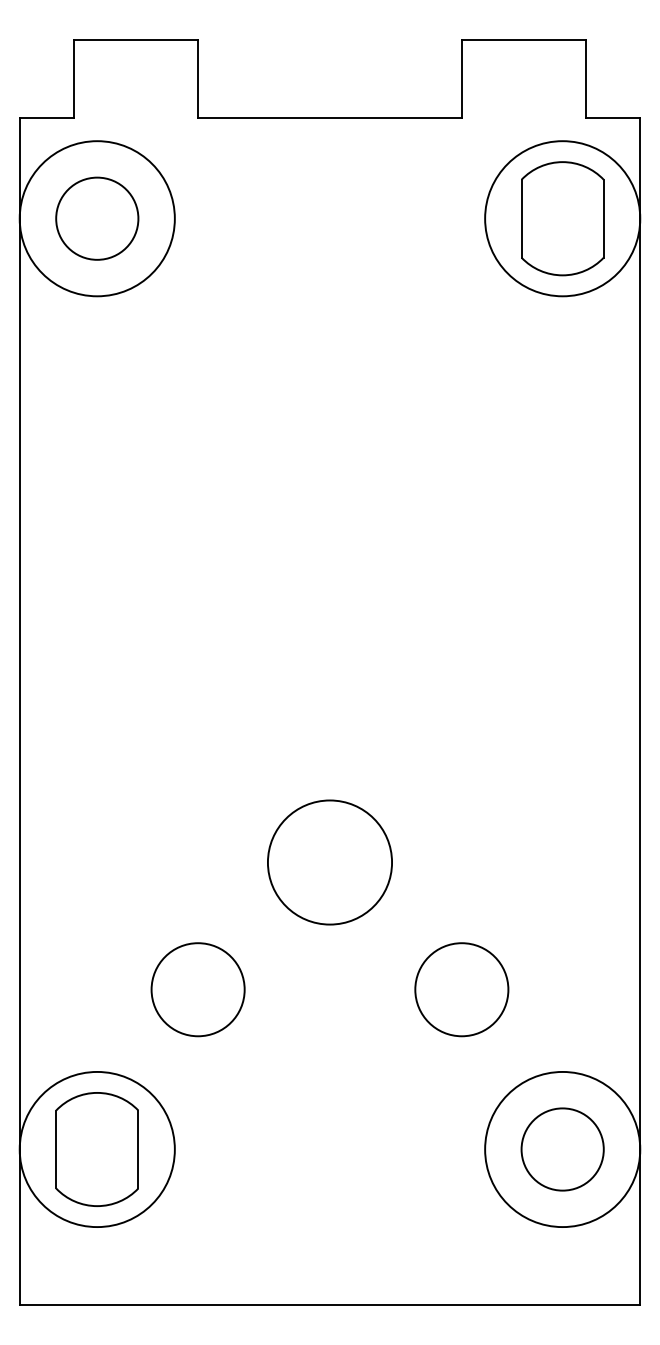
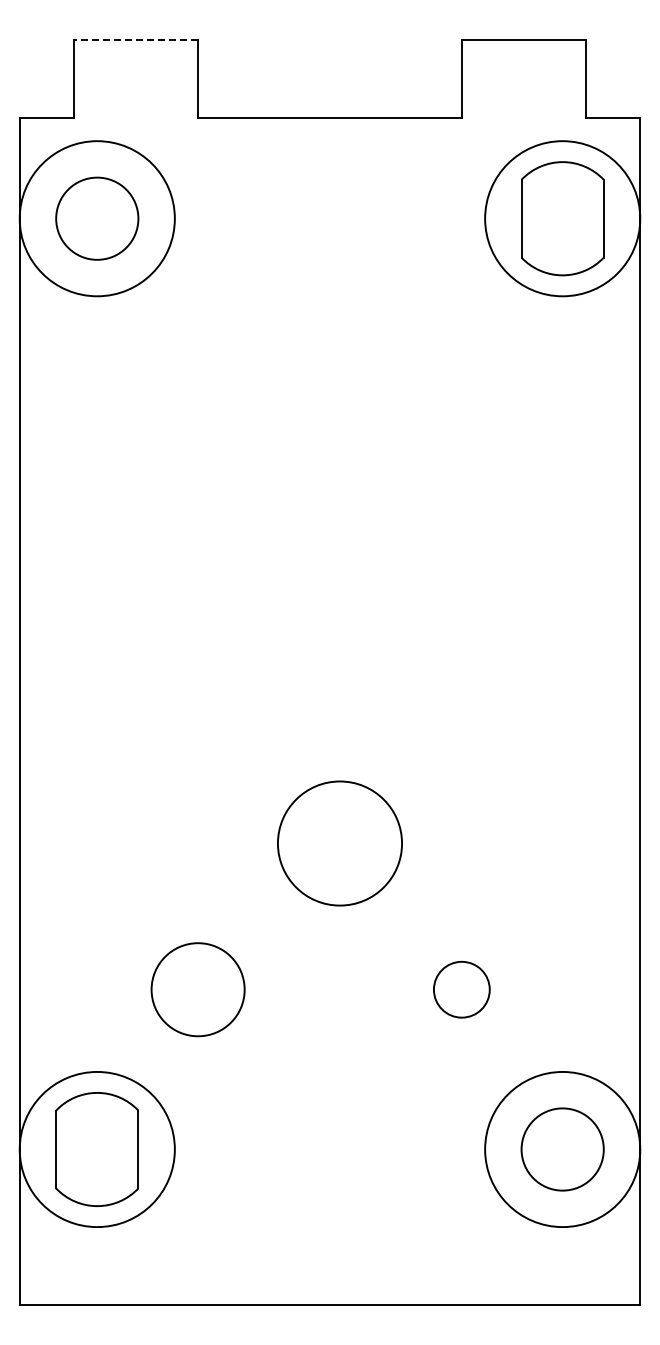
line: solid -> dashed (135, 40)
circle position: (329, 862) -> (339, 843) (339, 843)
circle diameter: 93 px -> 56 px (461, 989)
